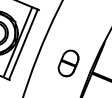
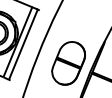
part size: 23x29 px -> 35x45 px (68, 63)
